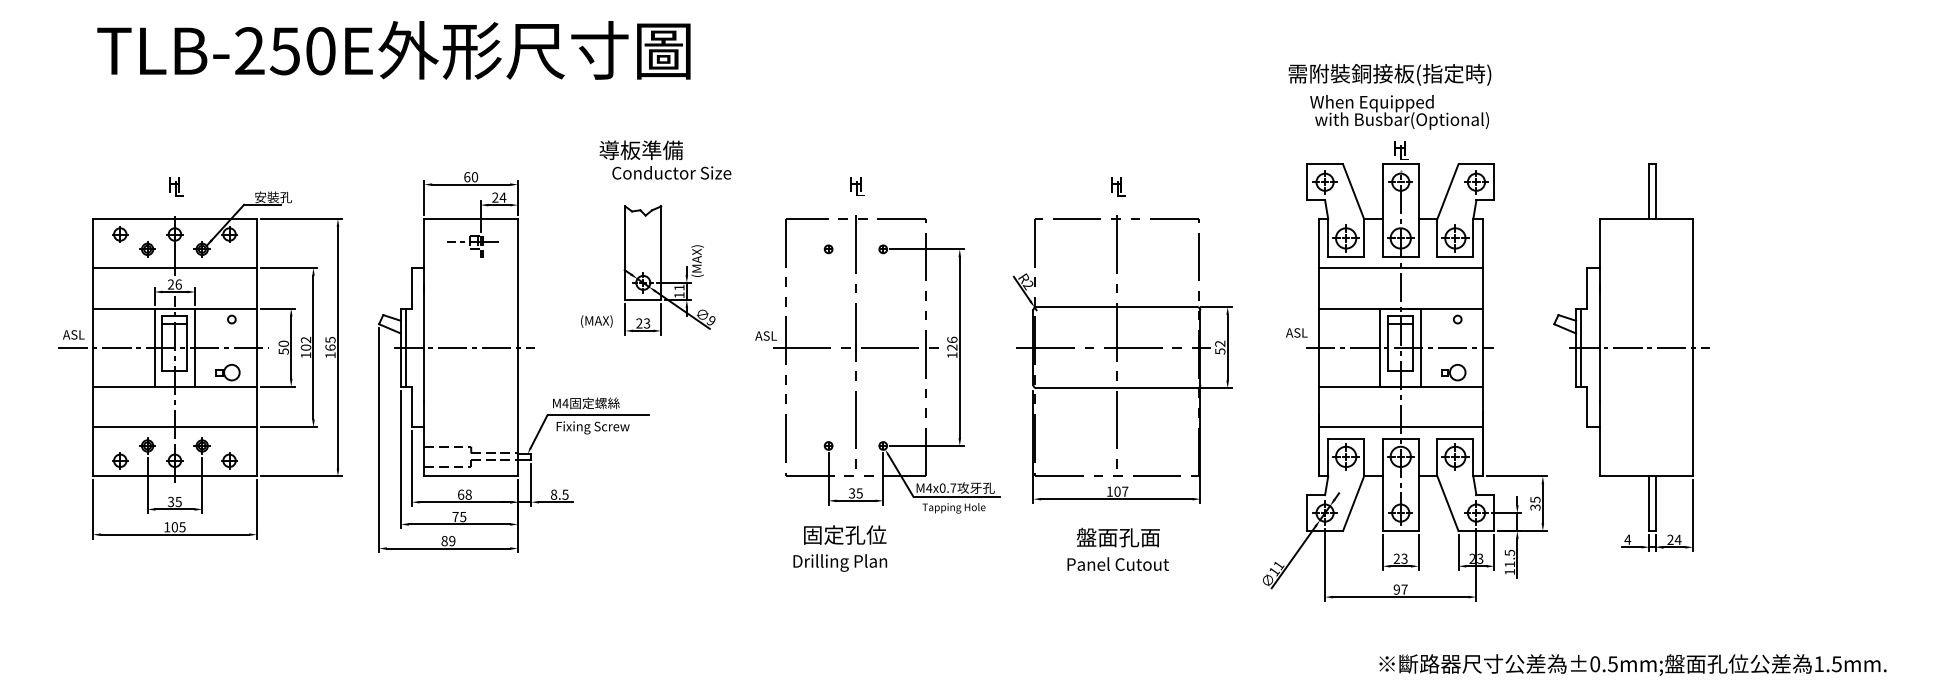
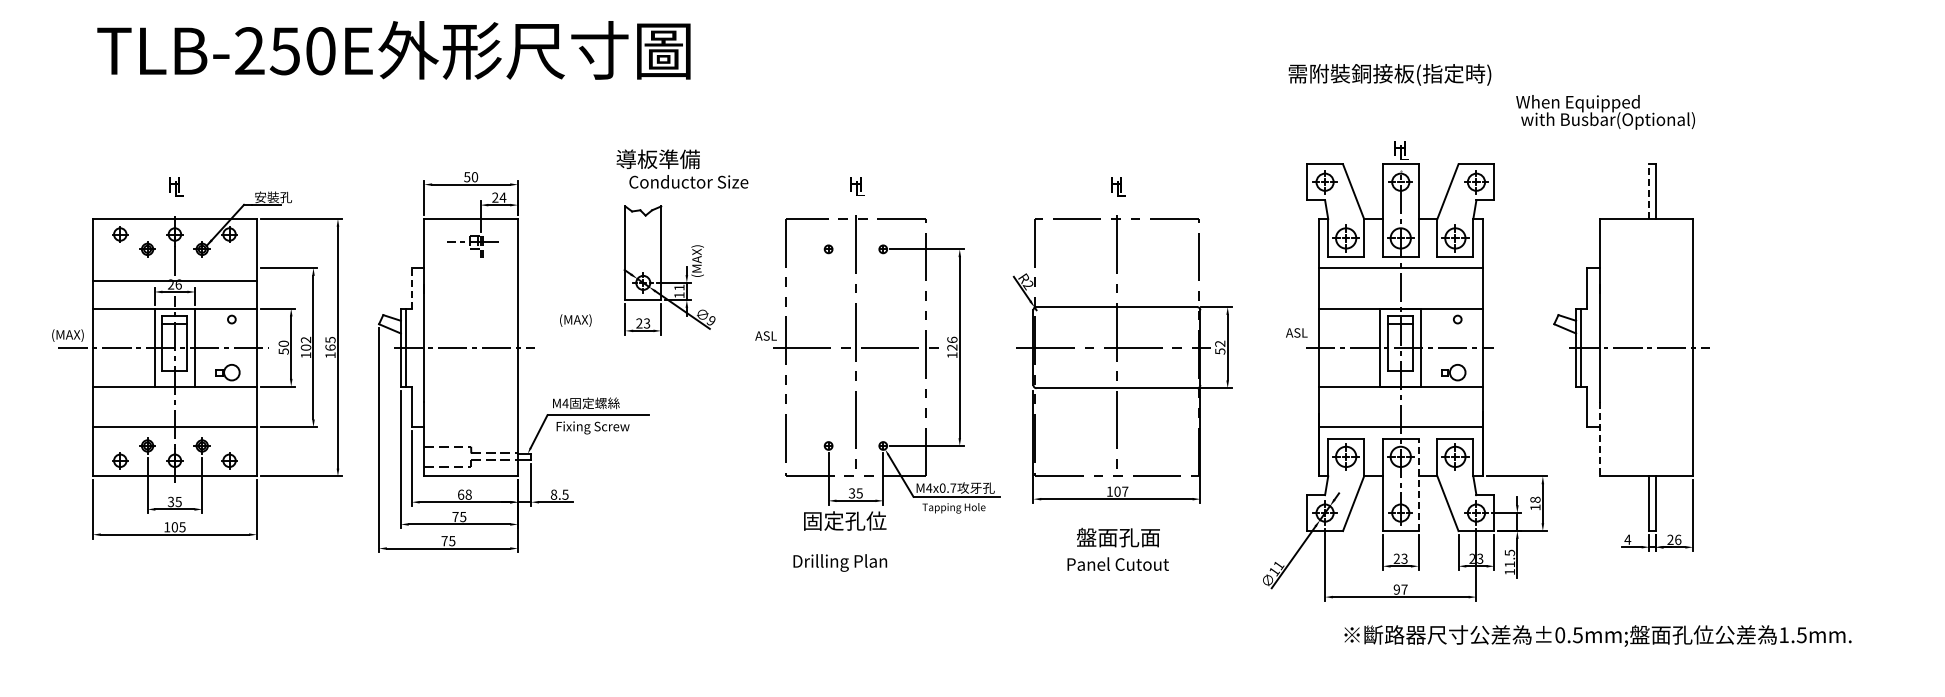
text position: (1399, 112) -> (1605, 112) (1605, 112)
text position: (665, 159) -> (682, 168) (682, 168)
text: 60 -> 50 (467, 177)
line: solid -> dashed (1649, 191)
line position: (174, 268) -> (174, 281) (174, 281)
line: solid -> dashed (411, 287)
text position: (596, 321) -> (575, 320) (575, 320)
text: ASL -> (MAX) (68, 335)
line: solid -> dashed (1599, 439)
line: solid -> dashed (1418, 484)
text: 35 -> 18 (1535, 503)
text position: (845, 534) -> (845, 520) (845, 520)
text: 24 -> 26 (1677, 539)
text: 89 -> 75 (448, 541)
text position: (1632, 664) -> (1597, 635) (1597, 635)
